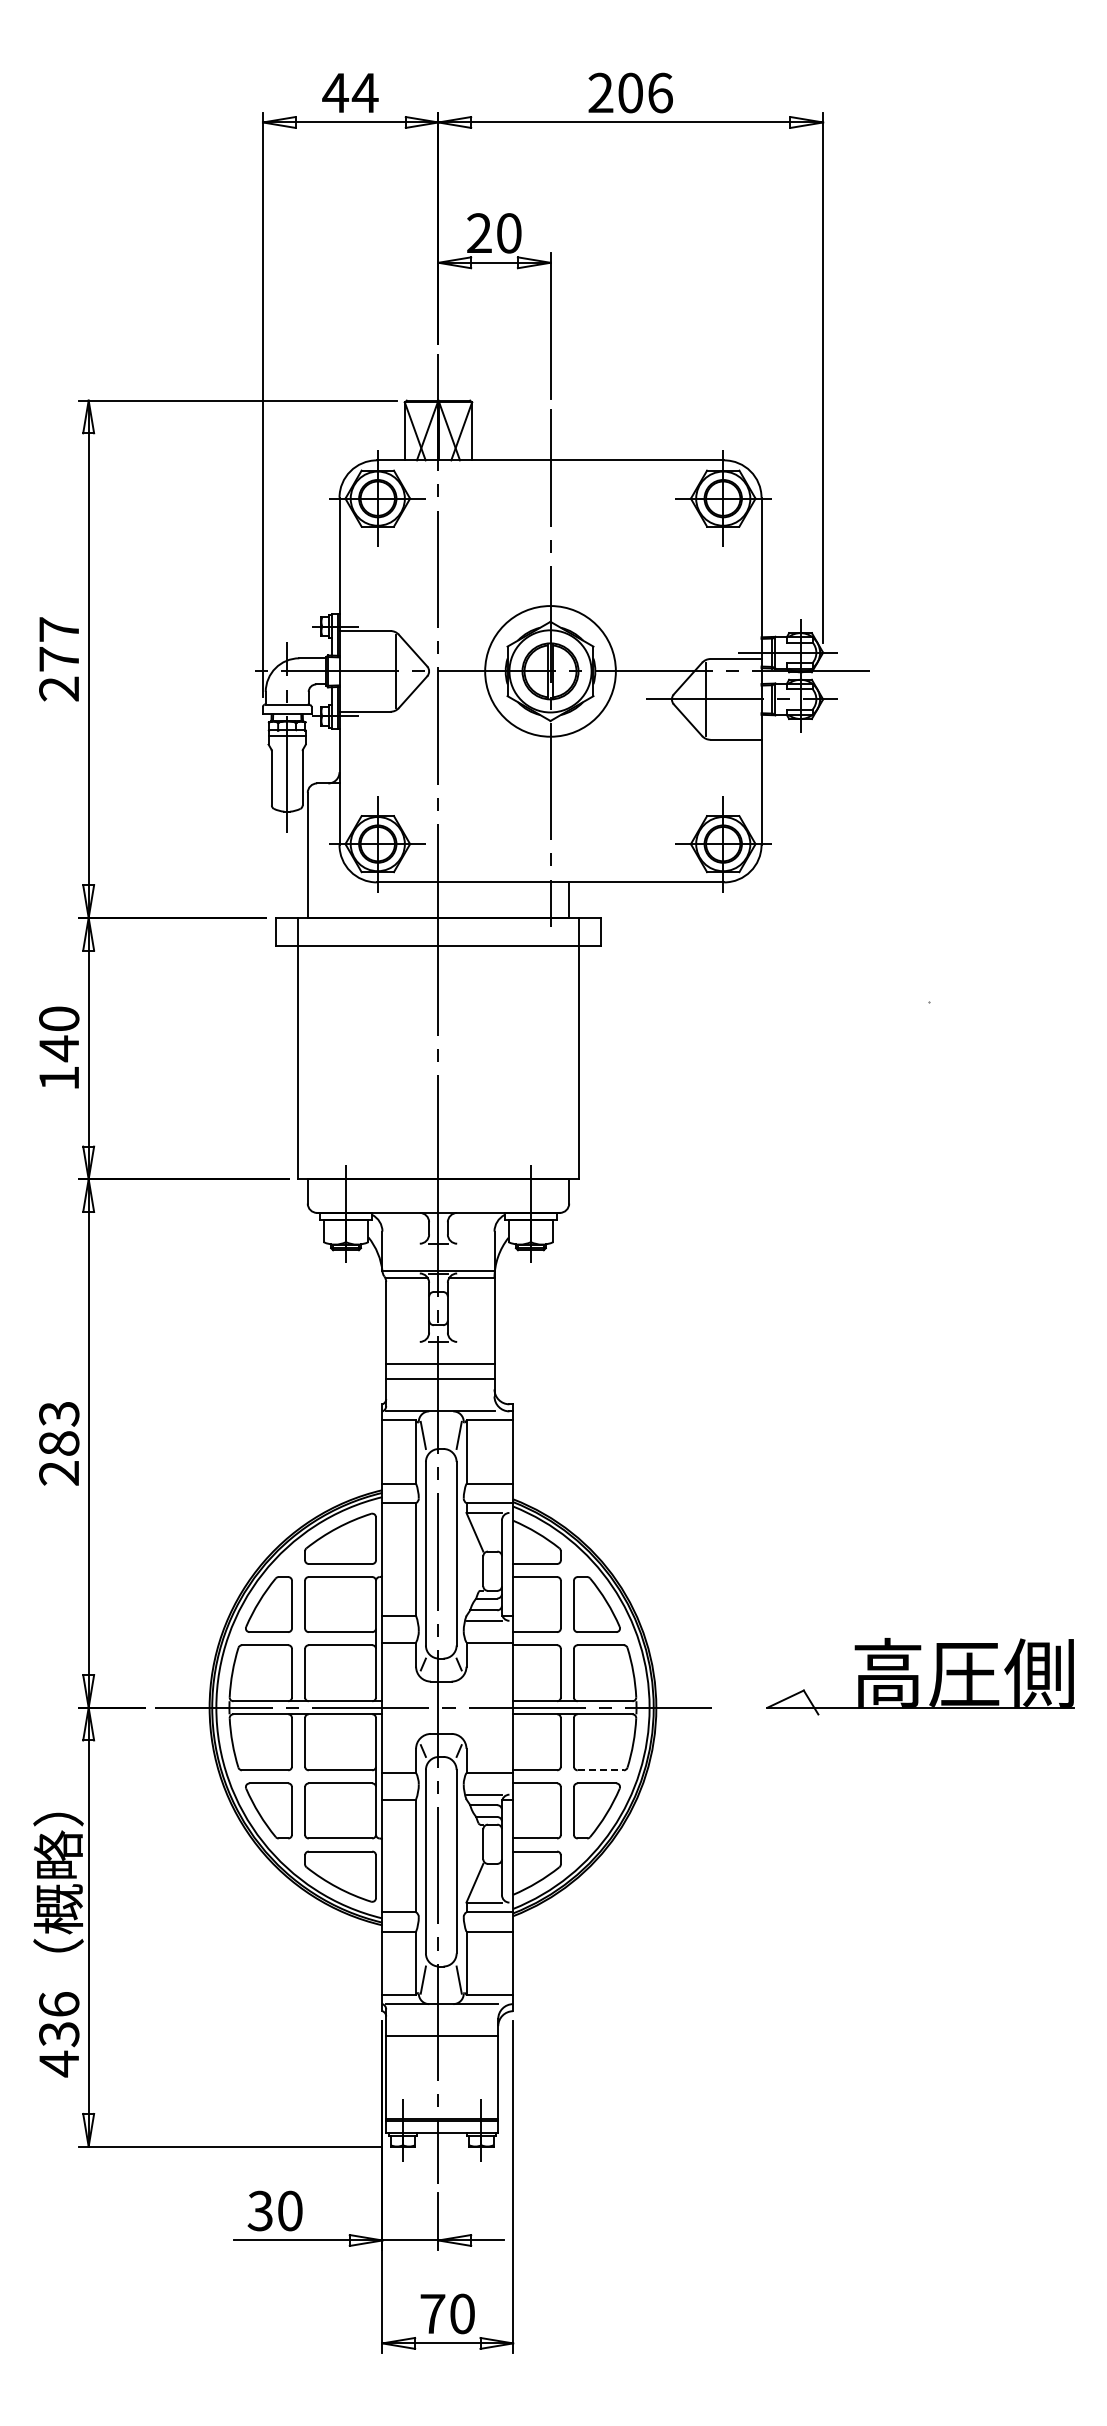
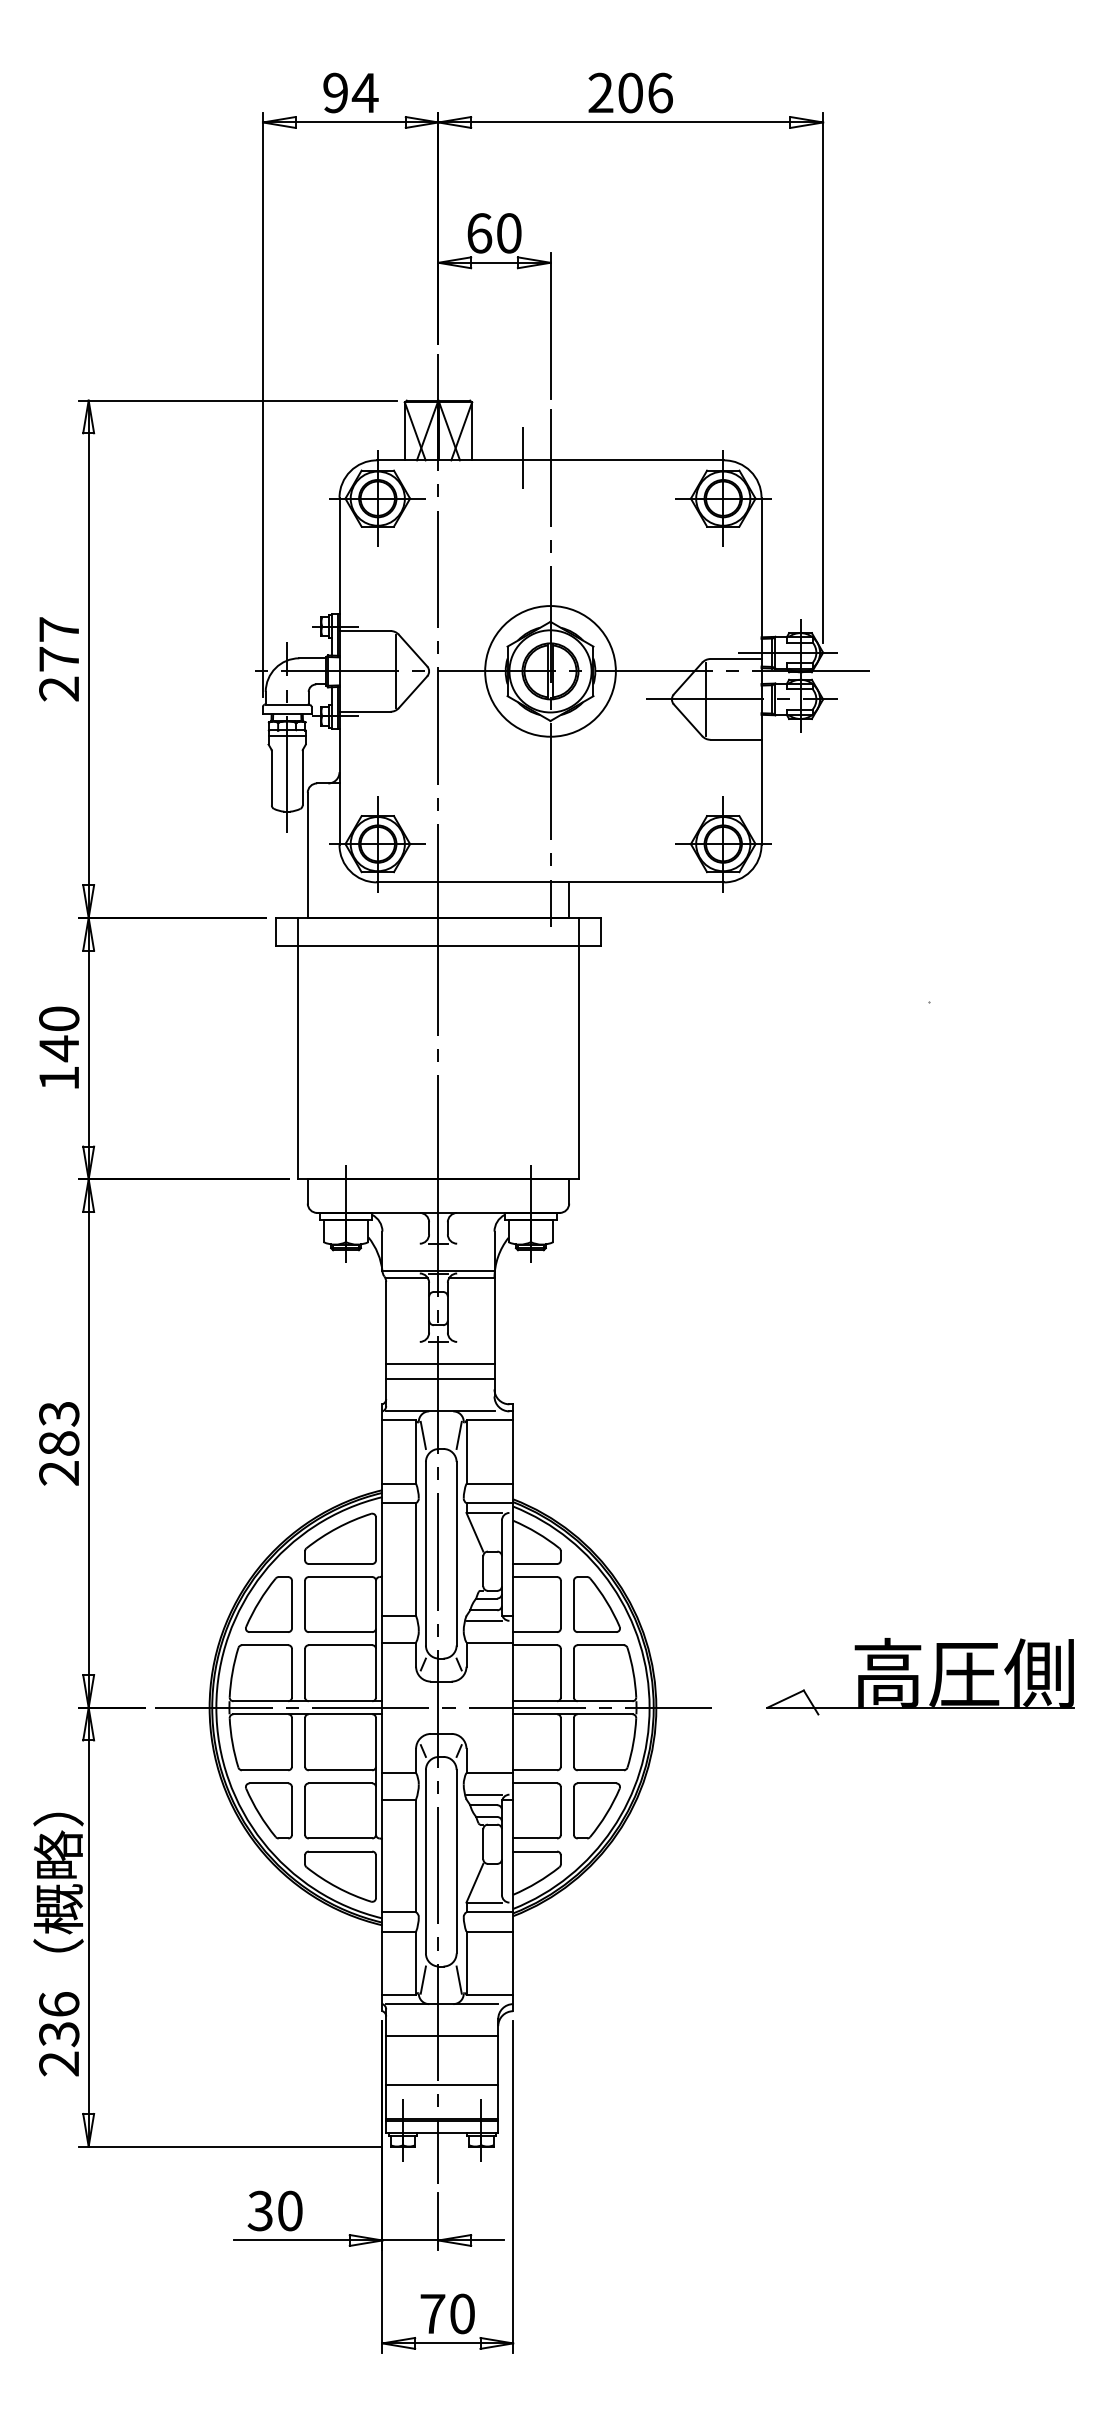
text: 44 -> 94 (335, 92)
text: 20 -> 60 (479, 233)
line: none -> present (522, 457)
line: dashed -> solid (601, 1770)
text: 436 -> 236 (58, 2063)
line: none -> present (442, 2084)
